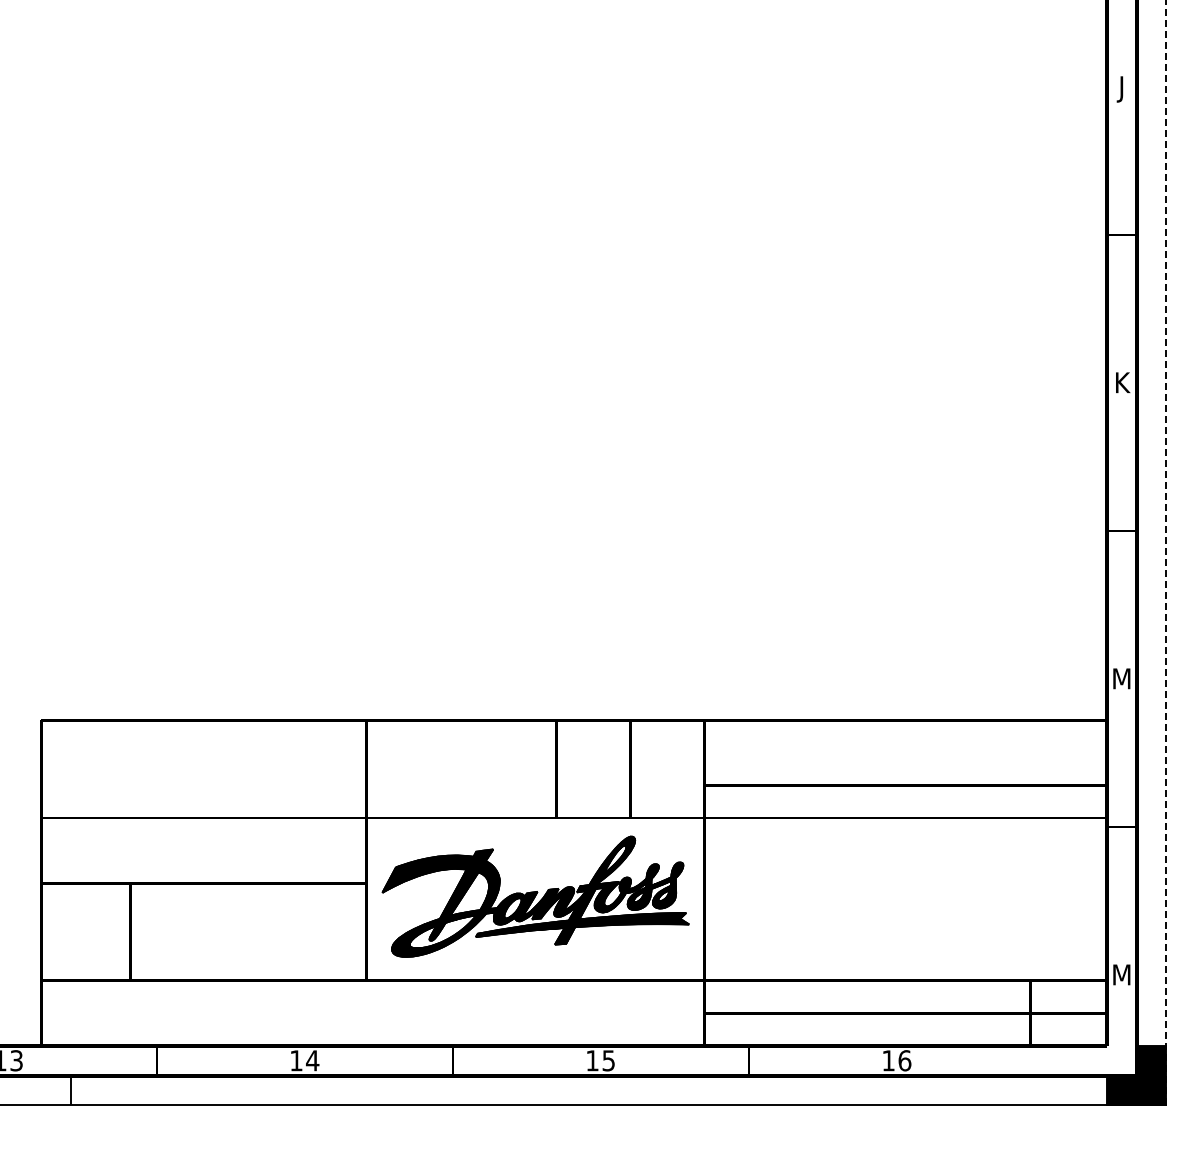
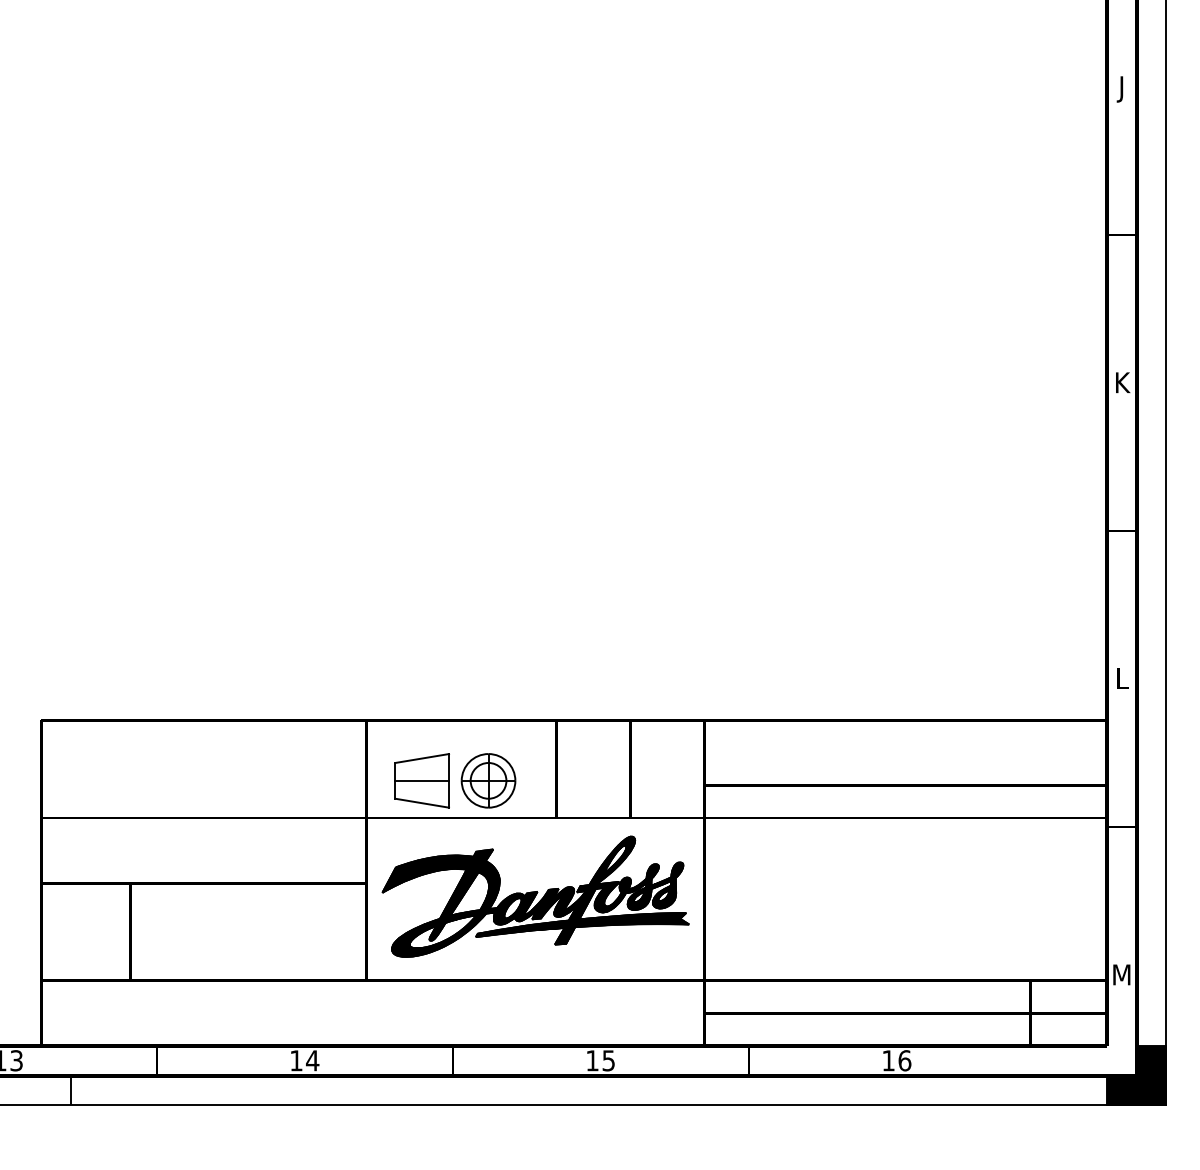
line: dashed -> solid (1166, 552)
text: M -> L (1121, 678)
part: none -> present (455, 780)
